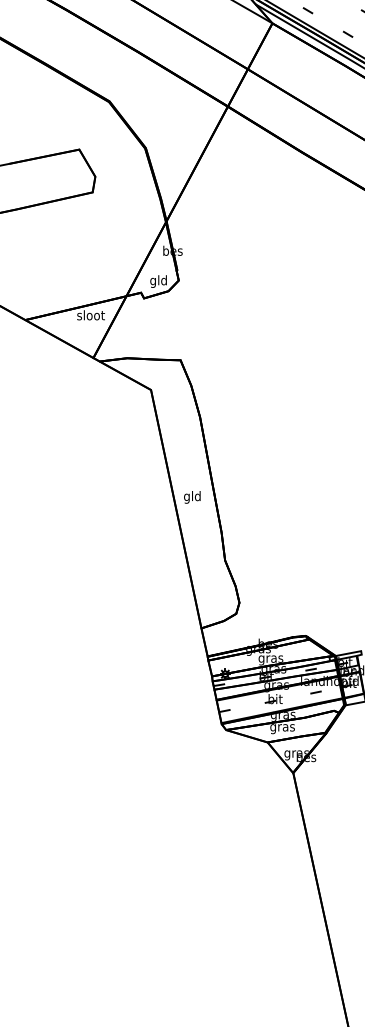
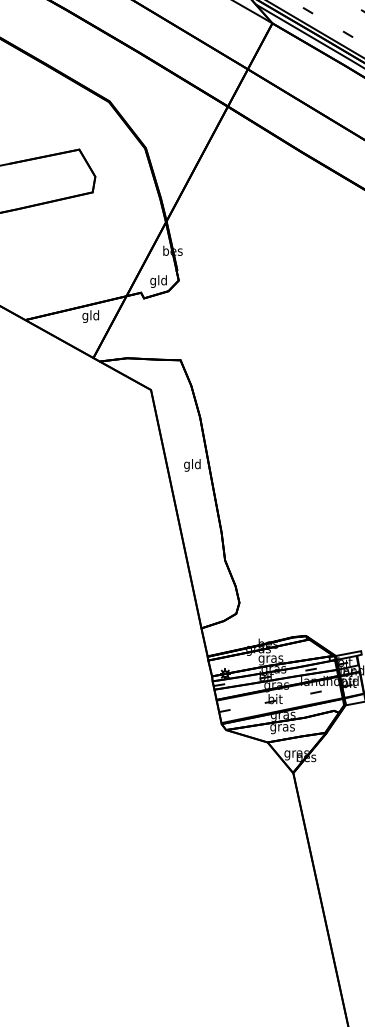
text: sloot -> gld (90, 316)
text position: (192, 497) -> (192, 465) (192, 465)
